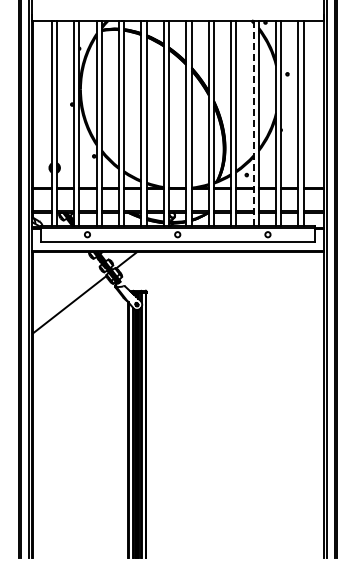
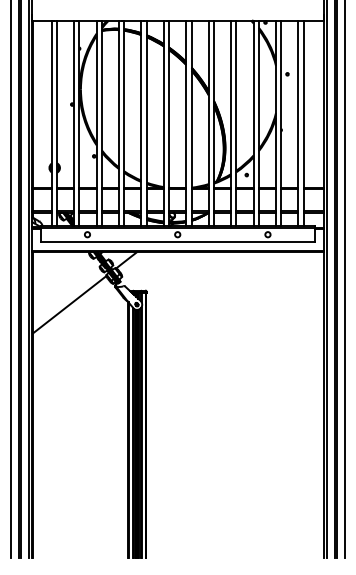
line: dashed -> solid (253, 123)
line: none -> present (10, 279)
line: none -> present (345, 279)
